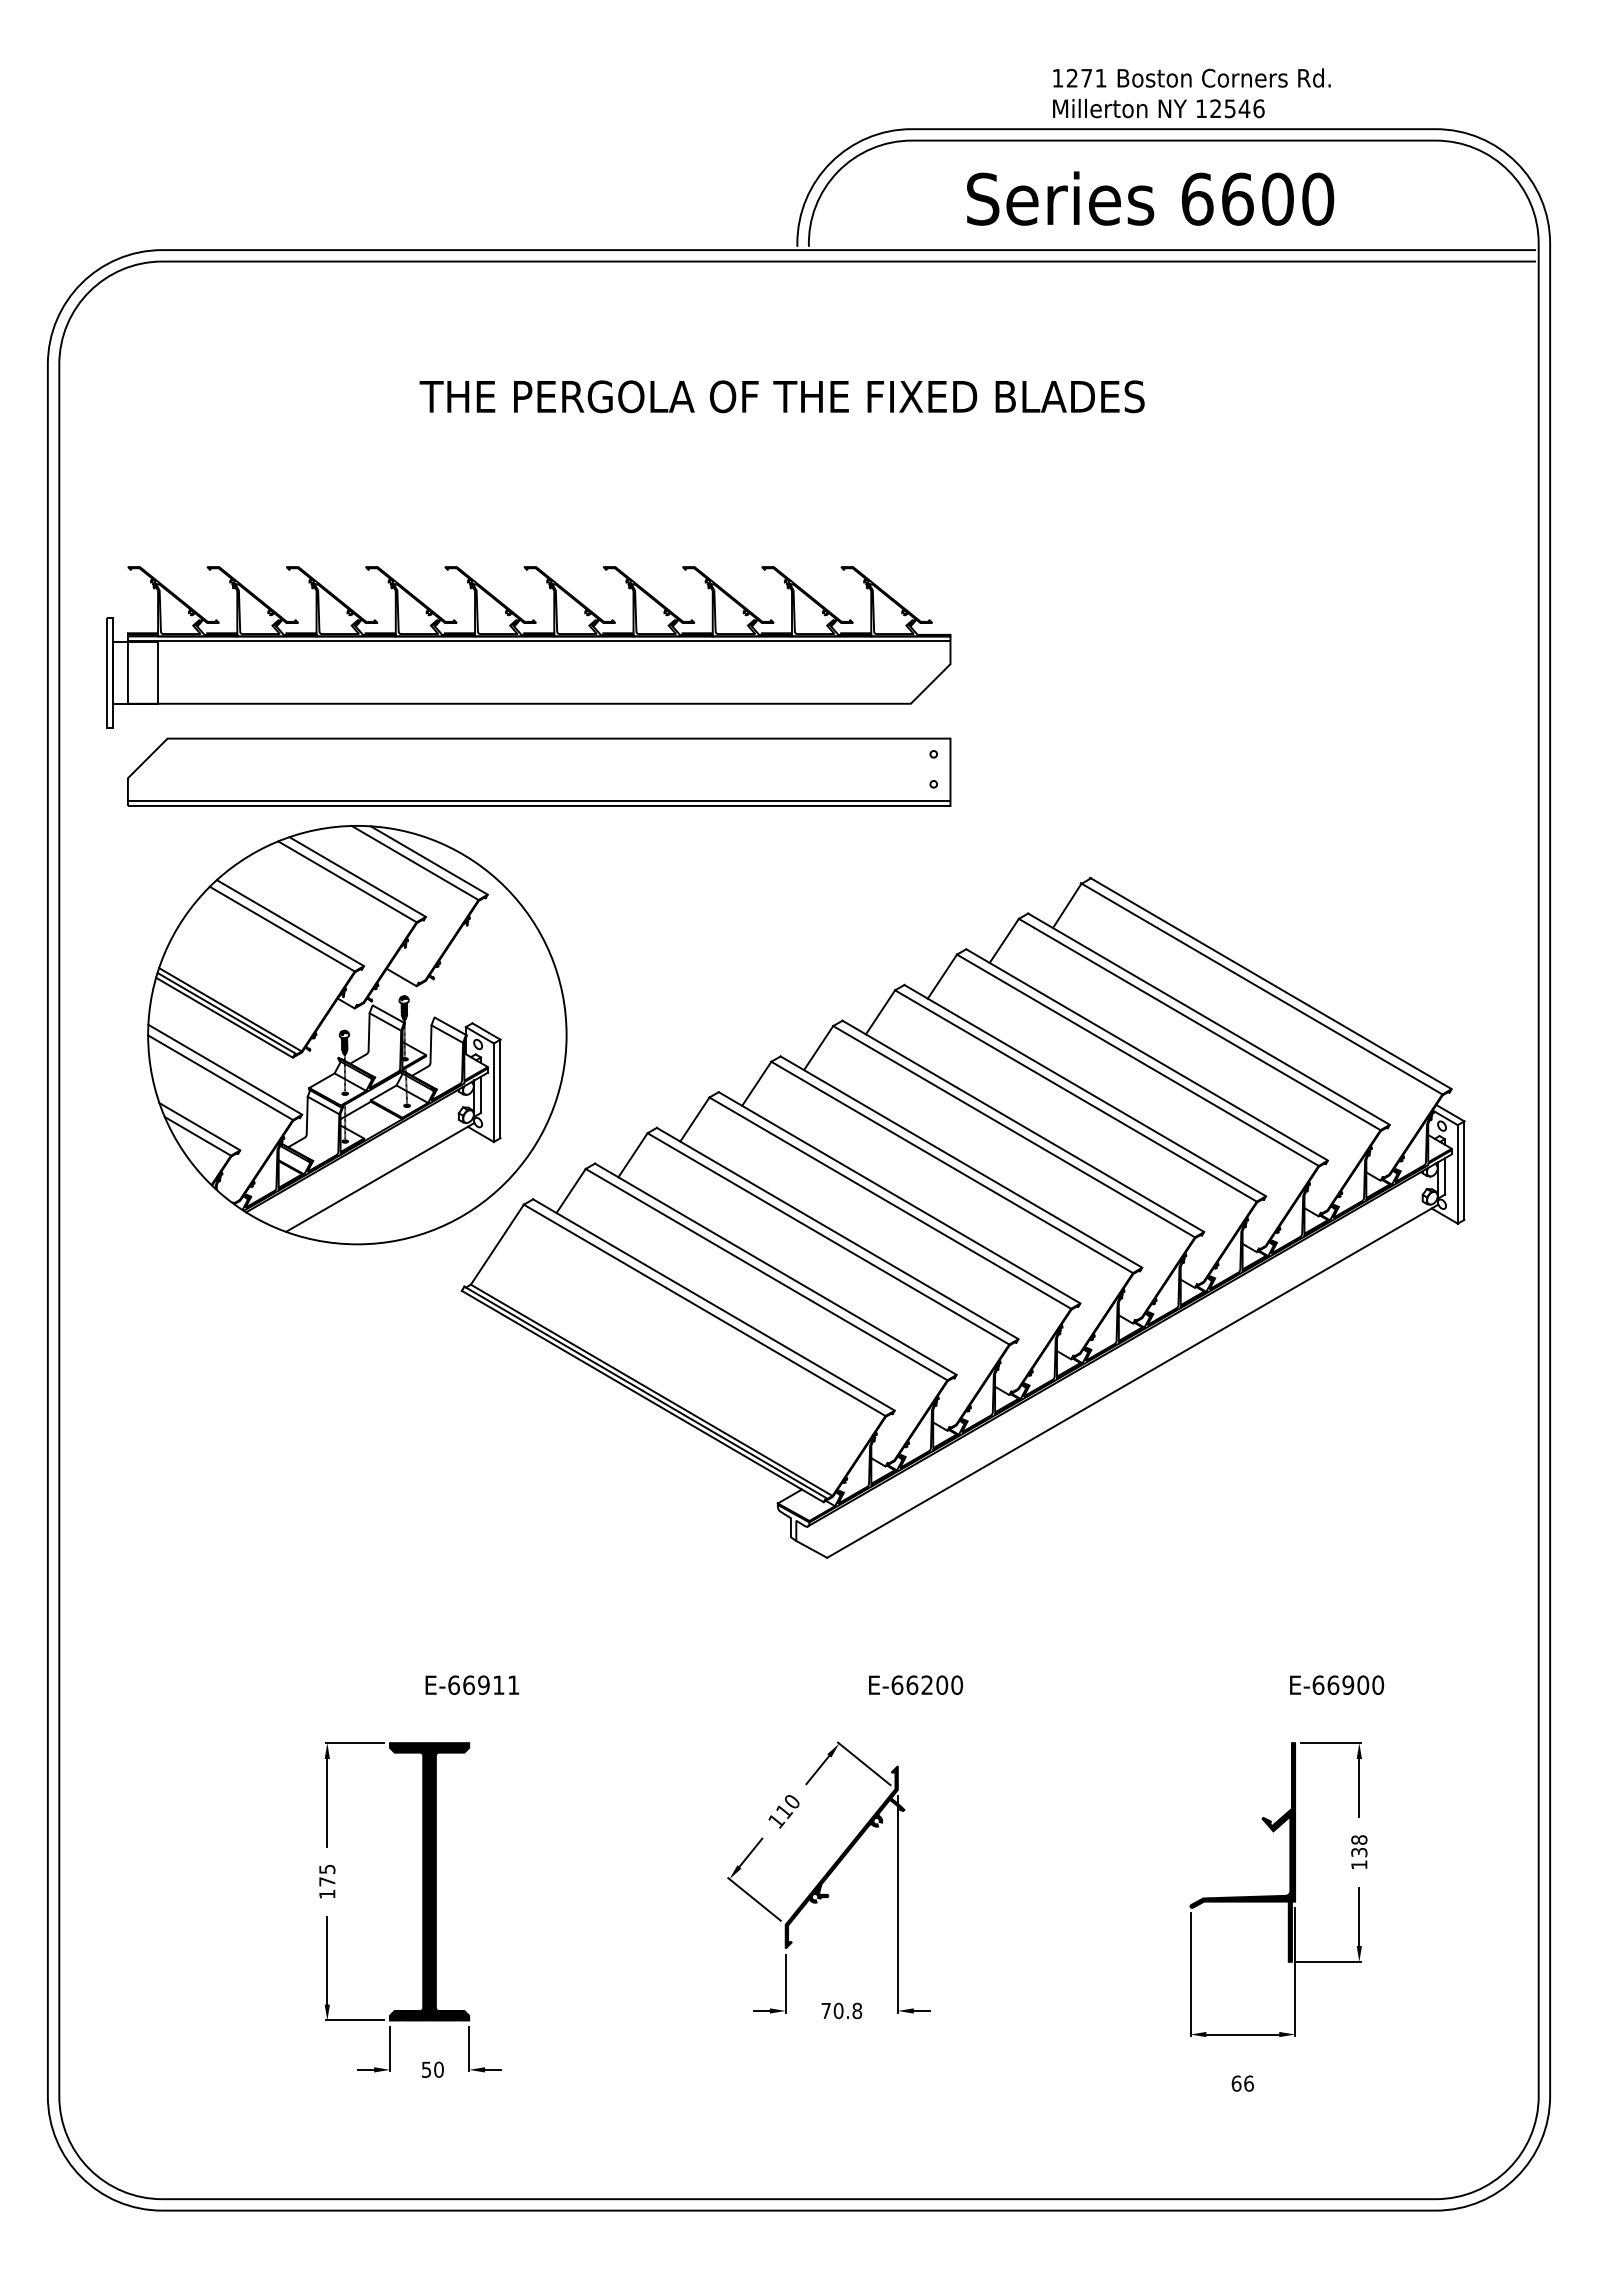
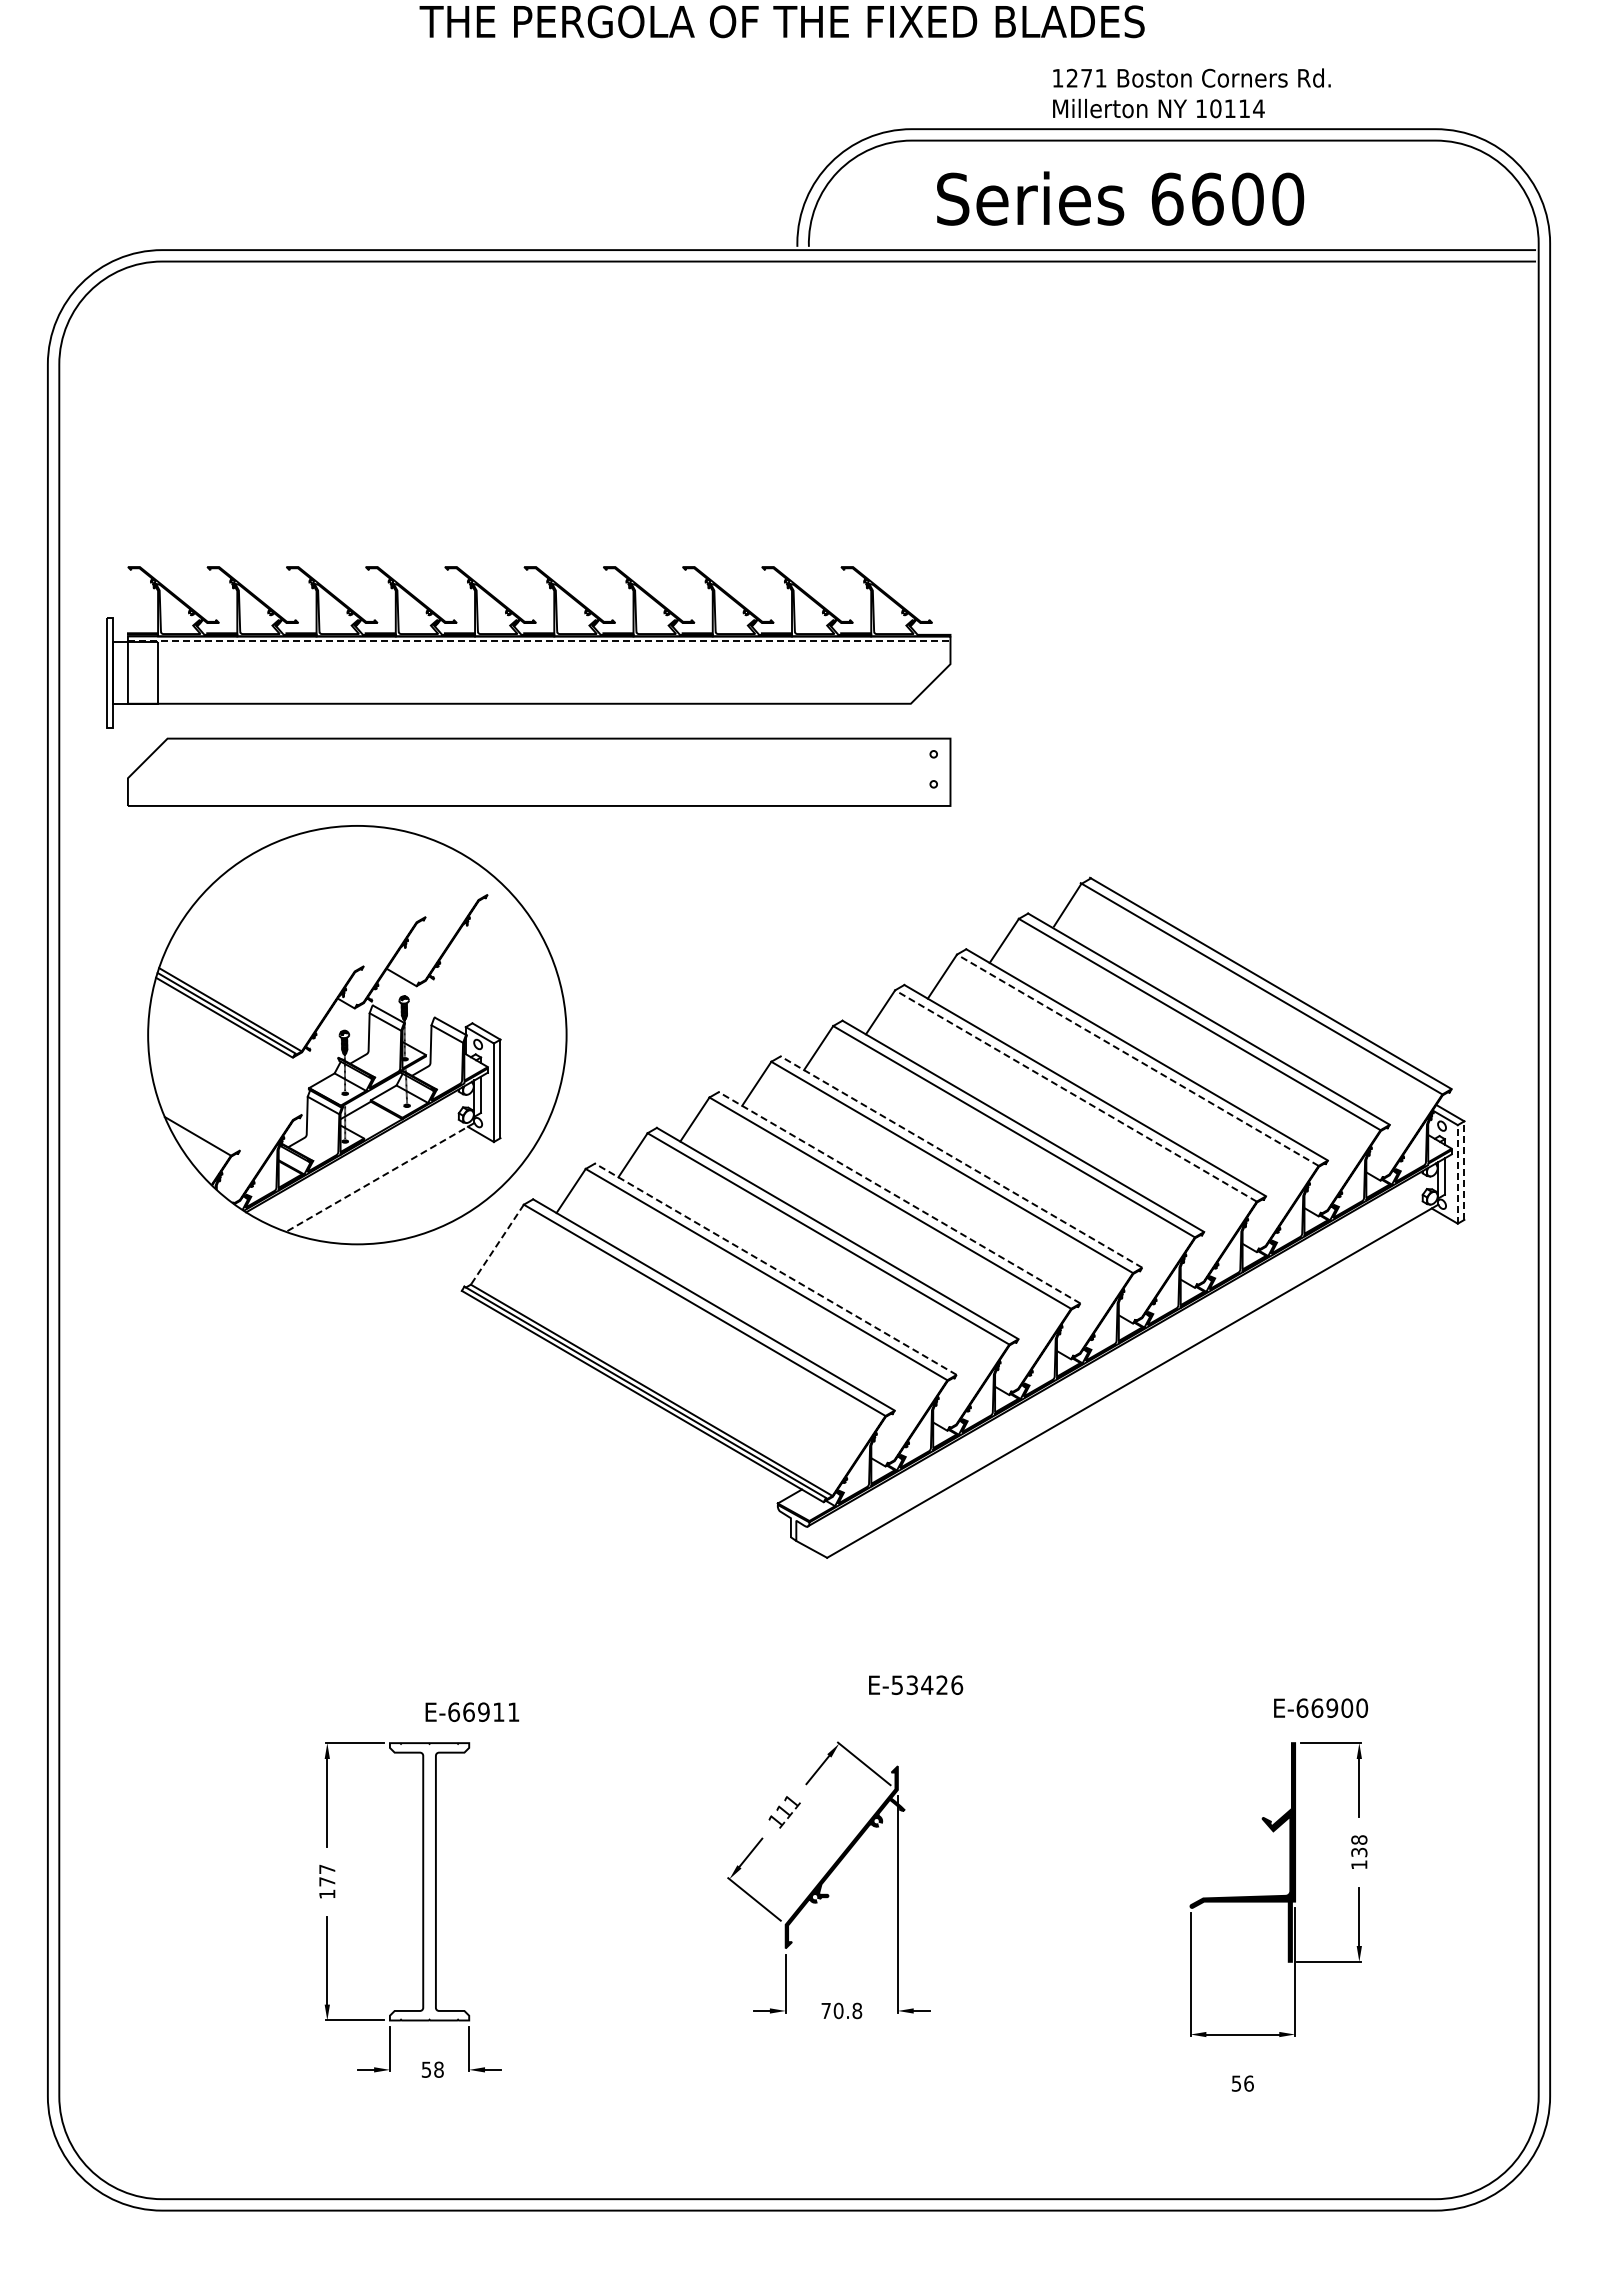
text: 12546 -> 10114 (1237, 108)
text position: (1150, 198) -> (1120, 198) (1120, 198)
text position: (781, 396) -> (781, 21) (781, 21)
line: solid -> dashed (539, 641)
line: present -> none (538, 801)
line: present -> none (428, 860)
line: present -> none (414, 862)
line: present -> none (357, 876)
line: present -> none (347, 881)
line: present -> none (290, 923)
line: present -> none (281, 928)
line: solid -> dashed (1137, 1060)
line: present -> none (225, 1069)
line: present -> none (220, 1077)
line: solid -> dashed (1075, 1095)
line: present -> none (199, 1126)
line: solid -> dashed (961, 1161)
line: solid -> dashed (1464, 1170)
line: solid -> dashed (1457, 1173)
line: solid -> dashed (380, 1177)
line: solid -> dashed (899, 1197)
line: solid -> dashed (497, 1244)
line: solid -> dashed (775, 1269)
text position: (472, 1684) -> (472, 1711) (472, 1711)
text position: (1337, 1684) -> (1321, 1707) (1321, 1707)
text: E-66200 -> E-53426 (927, 1685)
text: 110 -> 111 (792, 1802)
text: 175 -> 177 (327, 1868)
fill: present -> none (429, 1881)
text: 50 -> 58 (438, 2069)
text: 66 -> 56 (1236, 2083)
